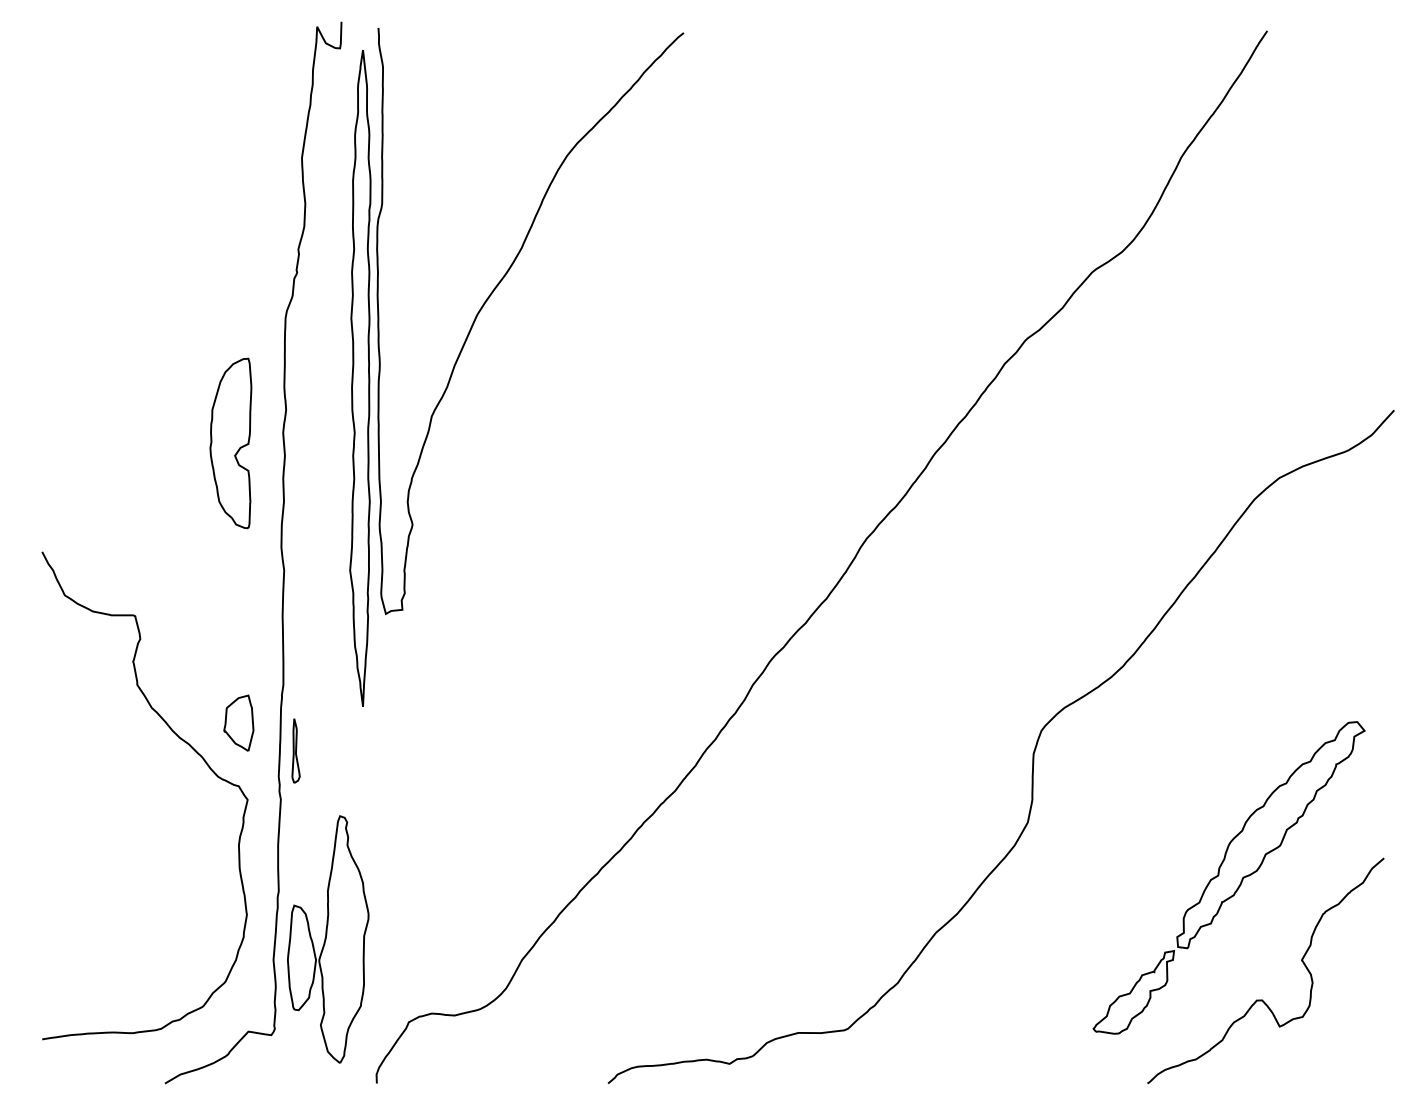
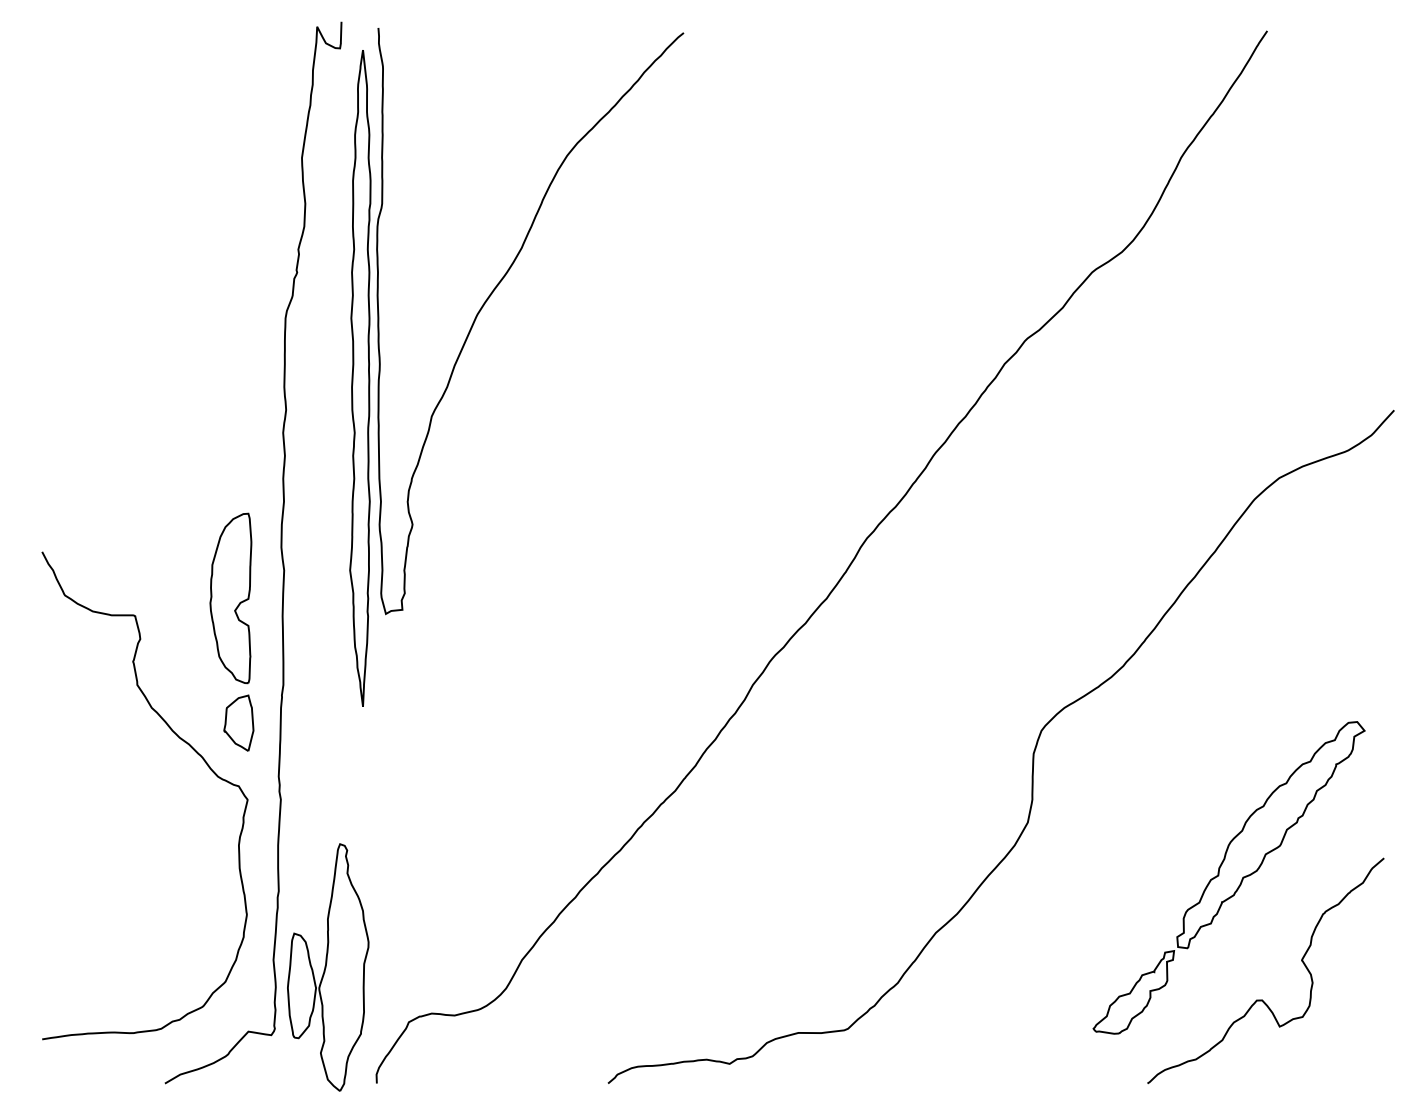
part position: (230, 443) -> (230, 598) (230, 598)
part: present -> none (295, 750)
part position: (328, 939) -> (328, 967) (328, 967)
